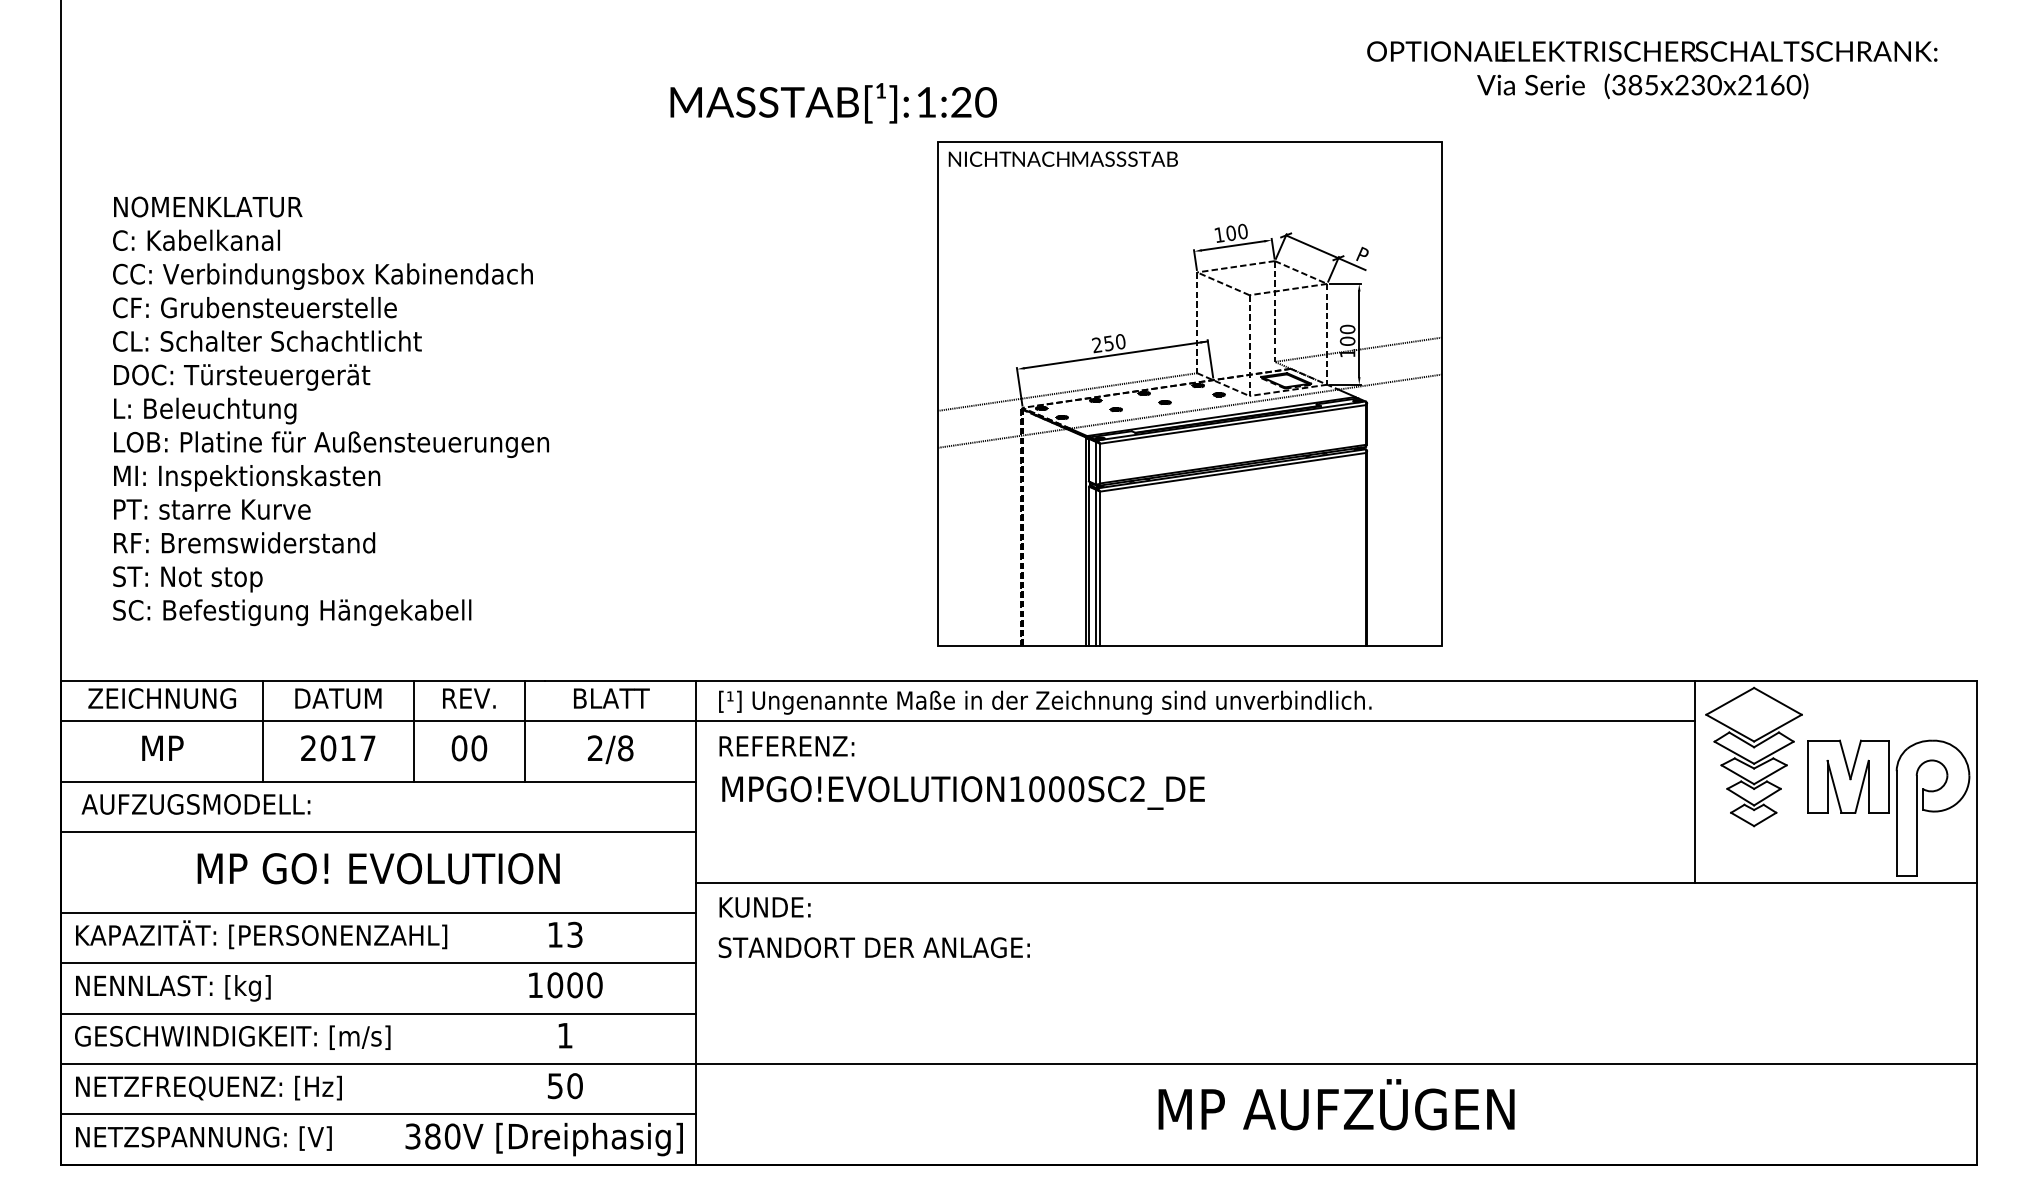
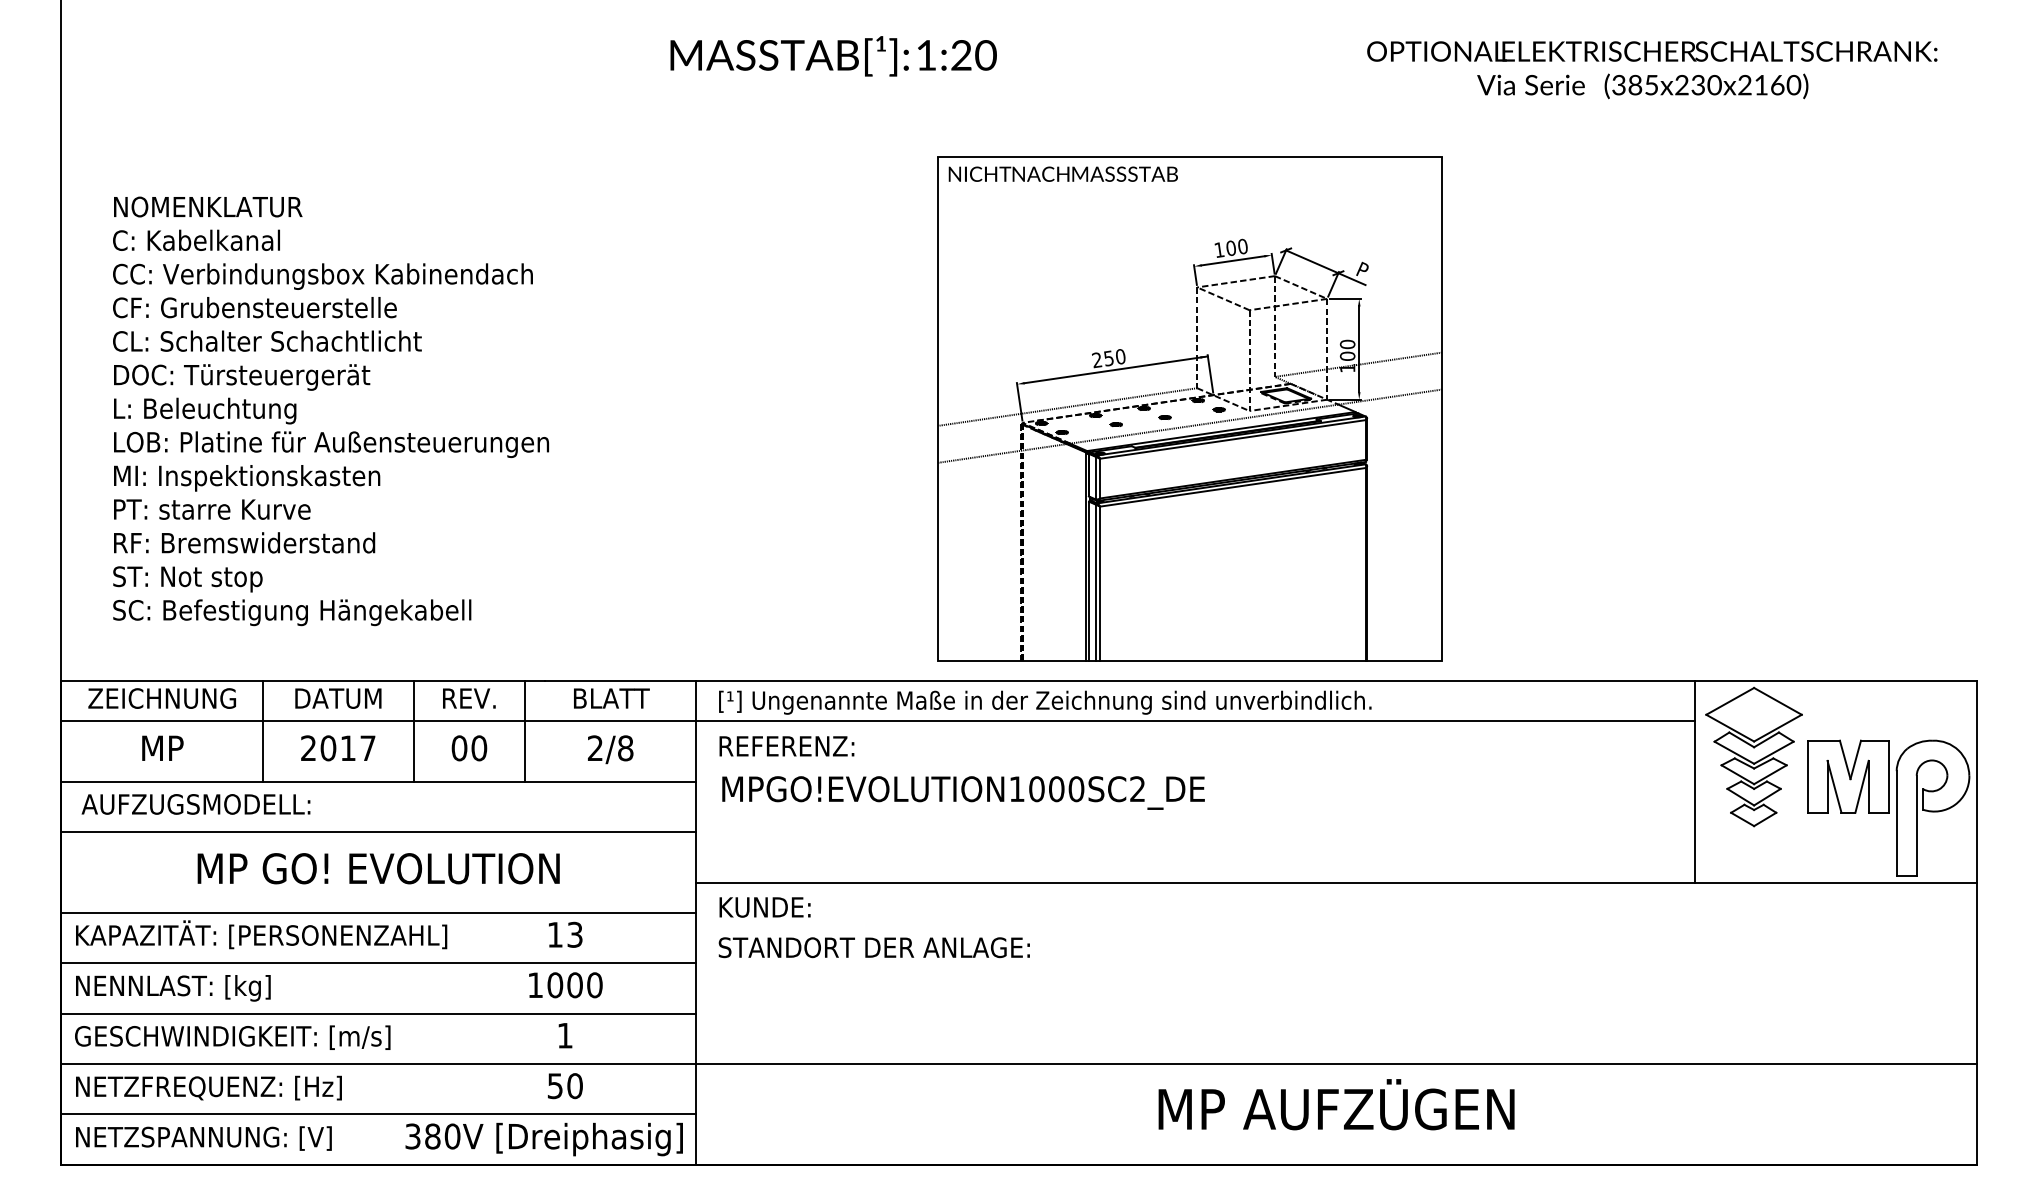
text position: (833, 103) -> (833, 56) (833, 56)
part position: (1189, 393) -> (1189, 408) (1189, 408)
